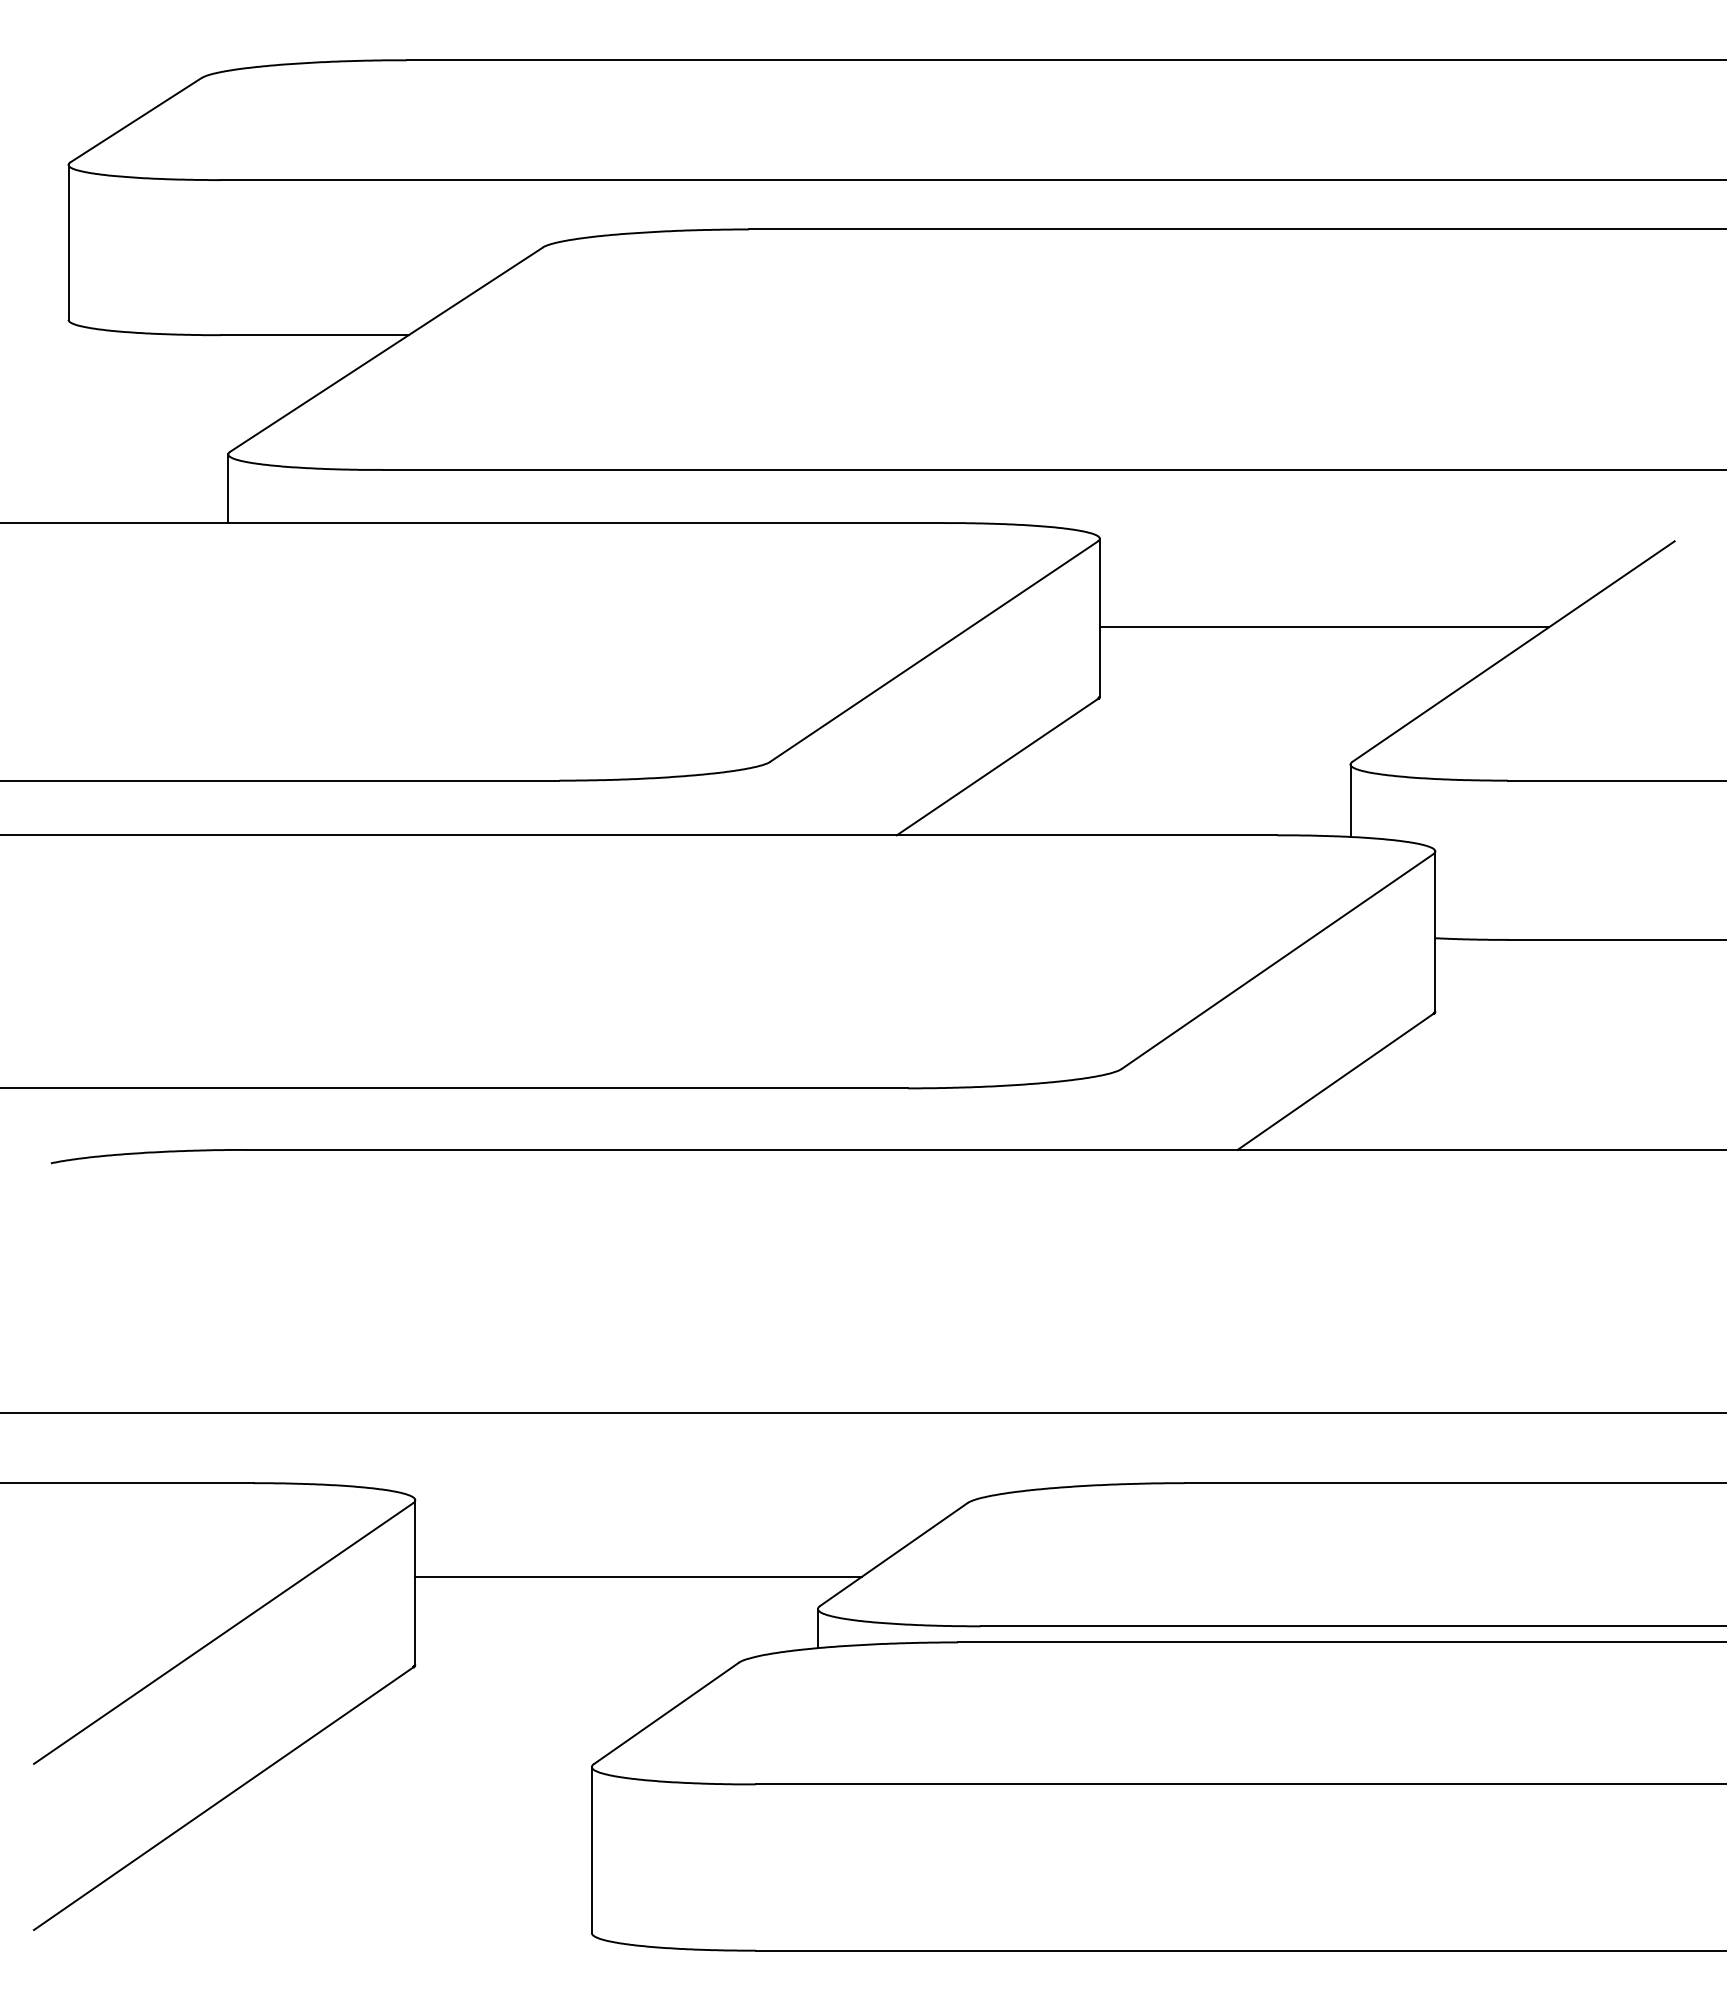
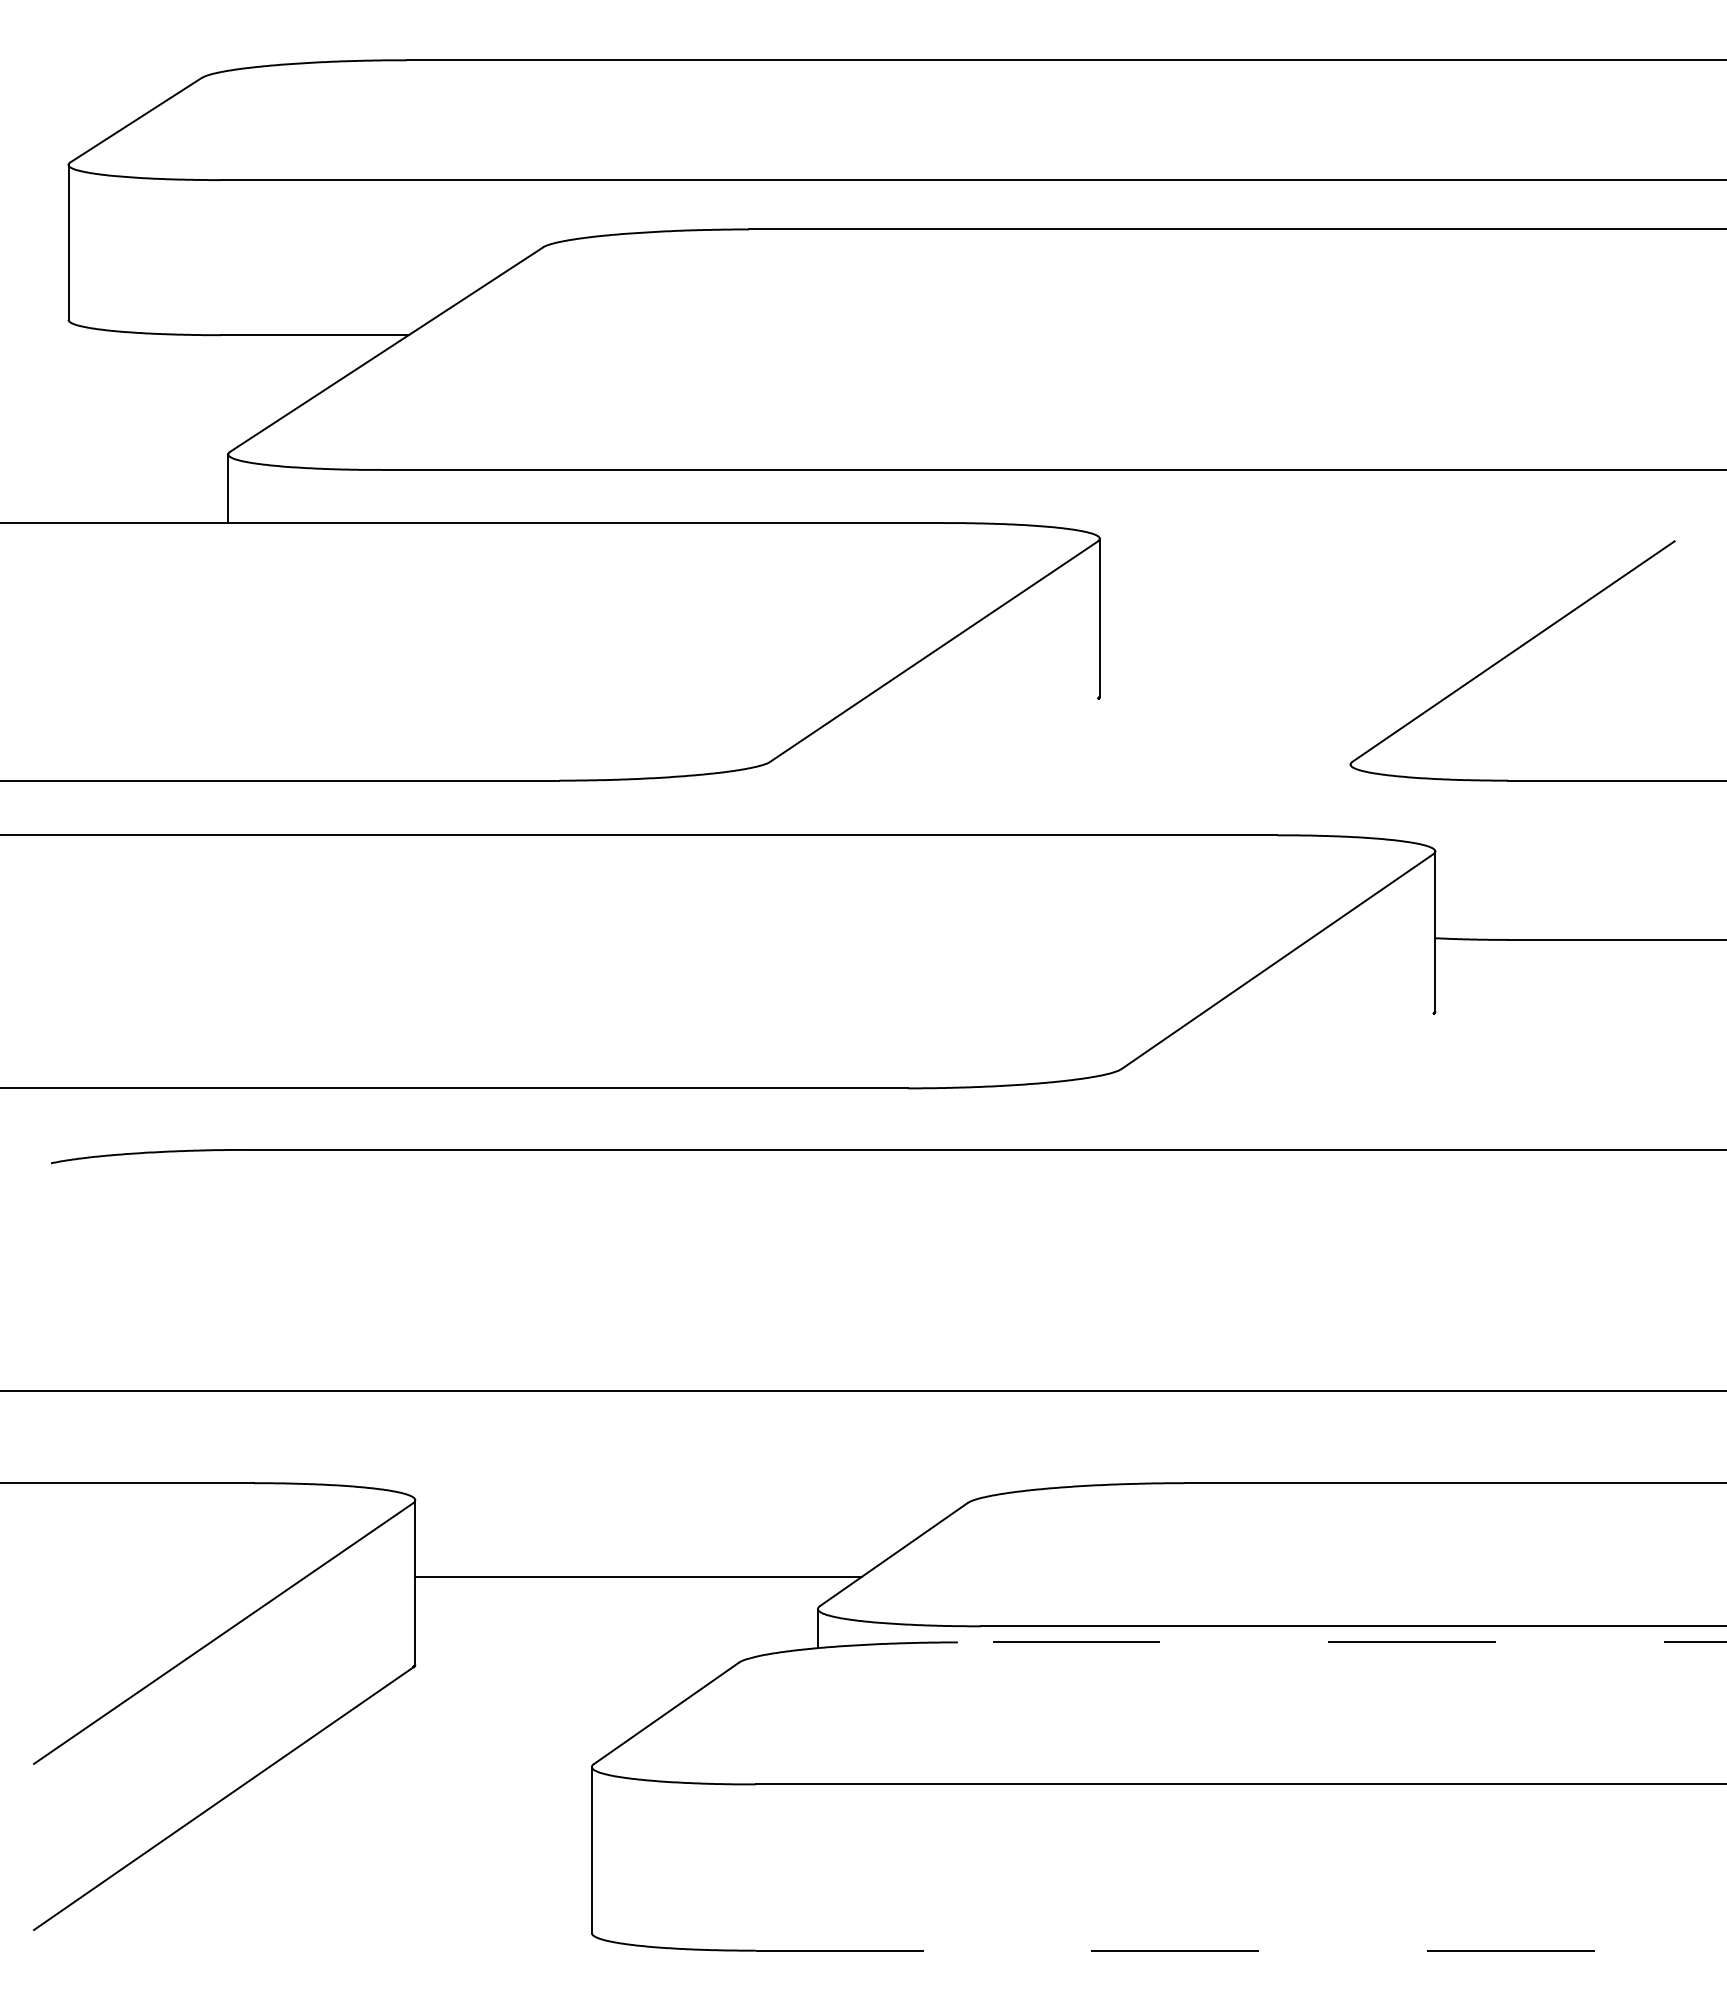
line: present -> none (1324, 627)
line: present -> none (996, 767)
line: present -> none (1350, 800)
line: present -> none (1335, 1081)
line position: (862, 1413) -> (862, 1391) (862, 1391)
line: solid -> dashed (1341, 1642)
line: solid -> dashed (1241, 1950)
